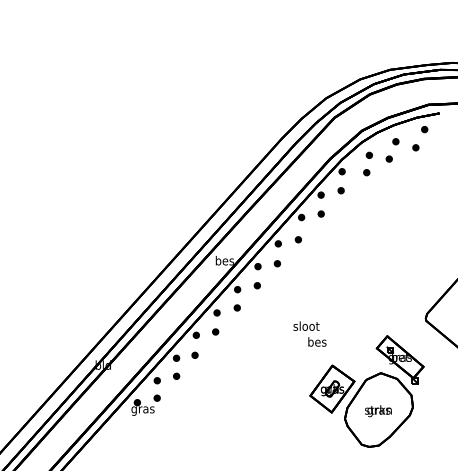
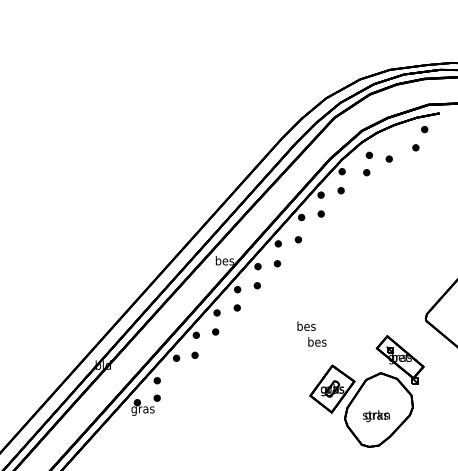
part: present -> none (395, 141)
text: sloot -> bes (306, 325)
part: present -> none (176, 375)
text position: (378, 411) -> (376, 416) (376, 416)
